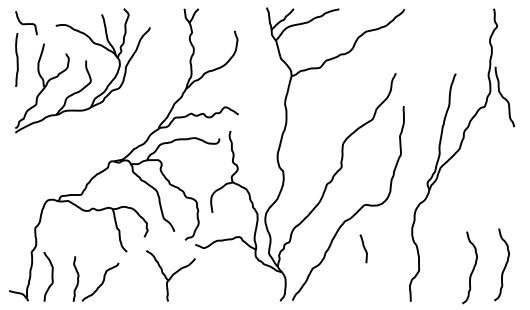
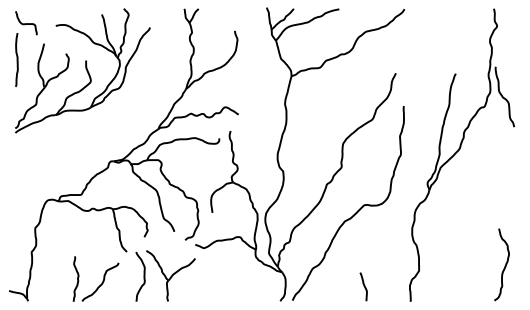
curve position: (363, 248) -> (363, 286) (363, 286)
curve: present -> none (472, 268)
curve position: (51, 276) -> (143, 276) (143, 276)
